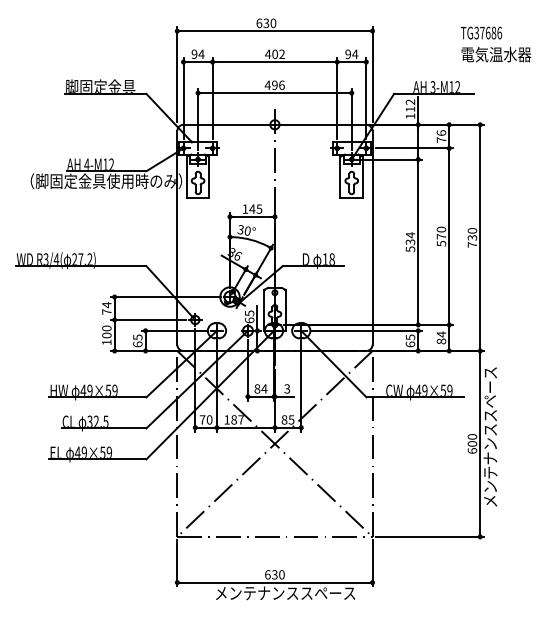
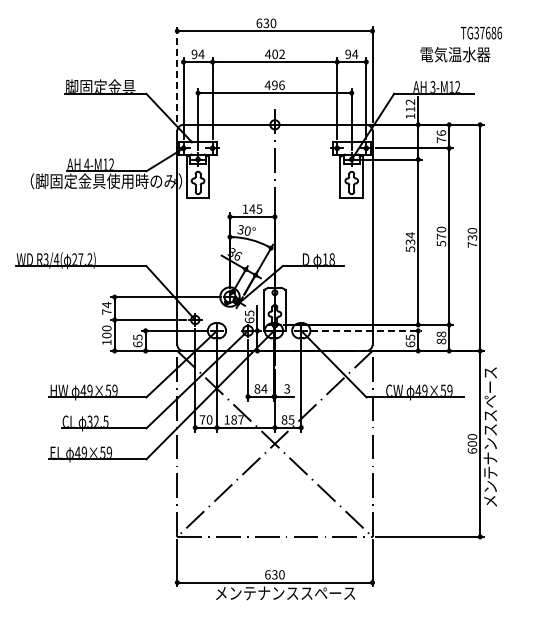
text position: (496, 54) -> (455, 54) (455, 54)
line: solid -> dashed (177, 73)
line: solid -> dashed (366, 330)
text: 84 -> 88 (441, 334)
